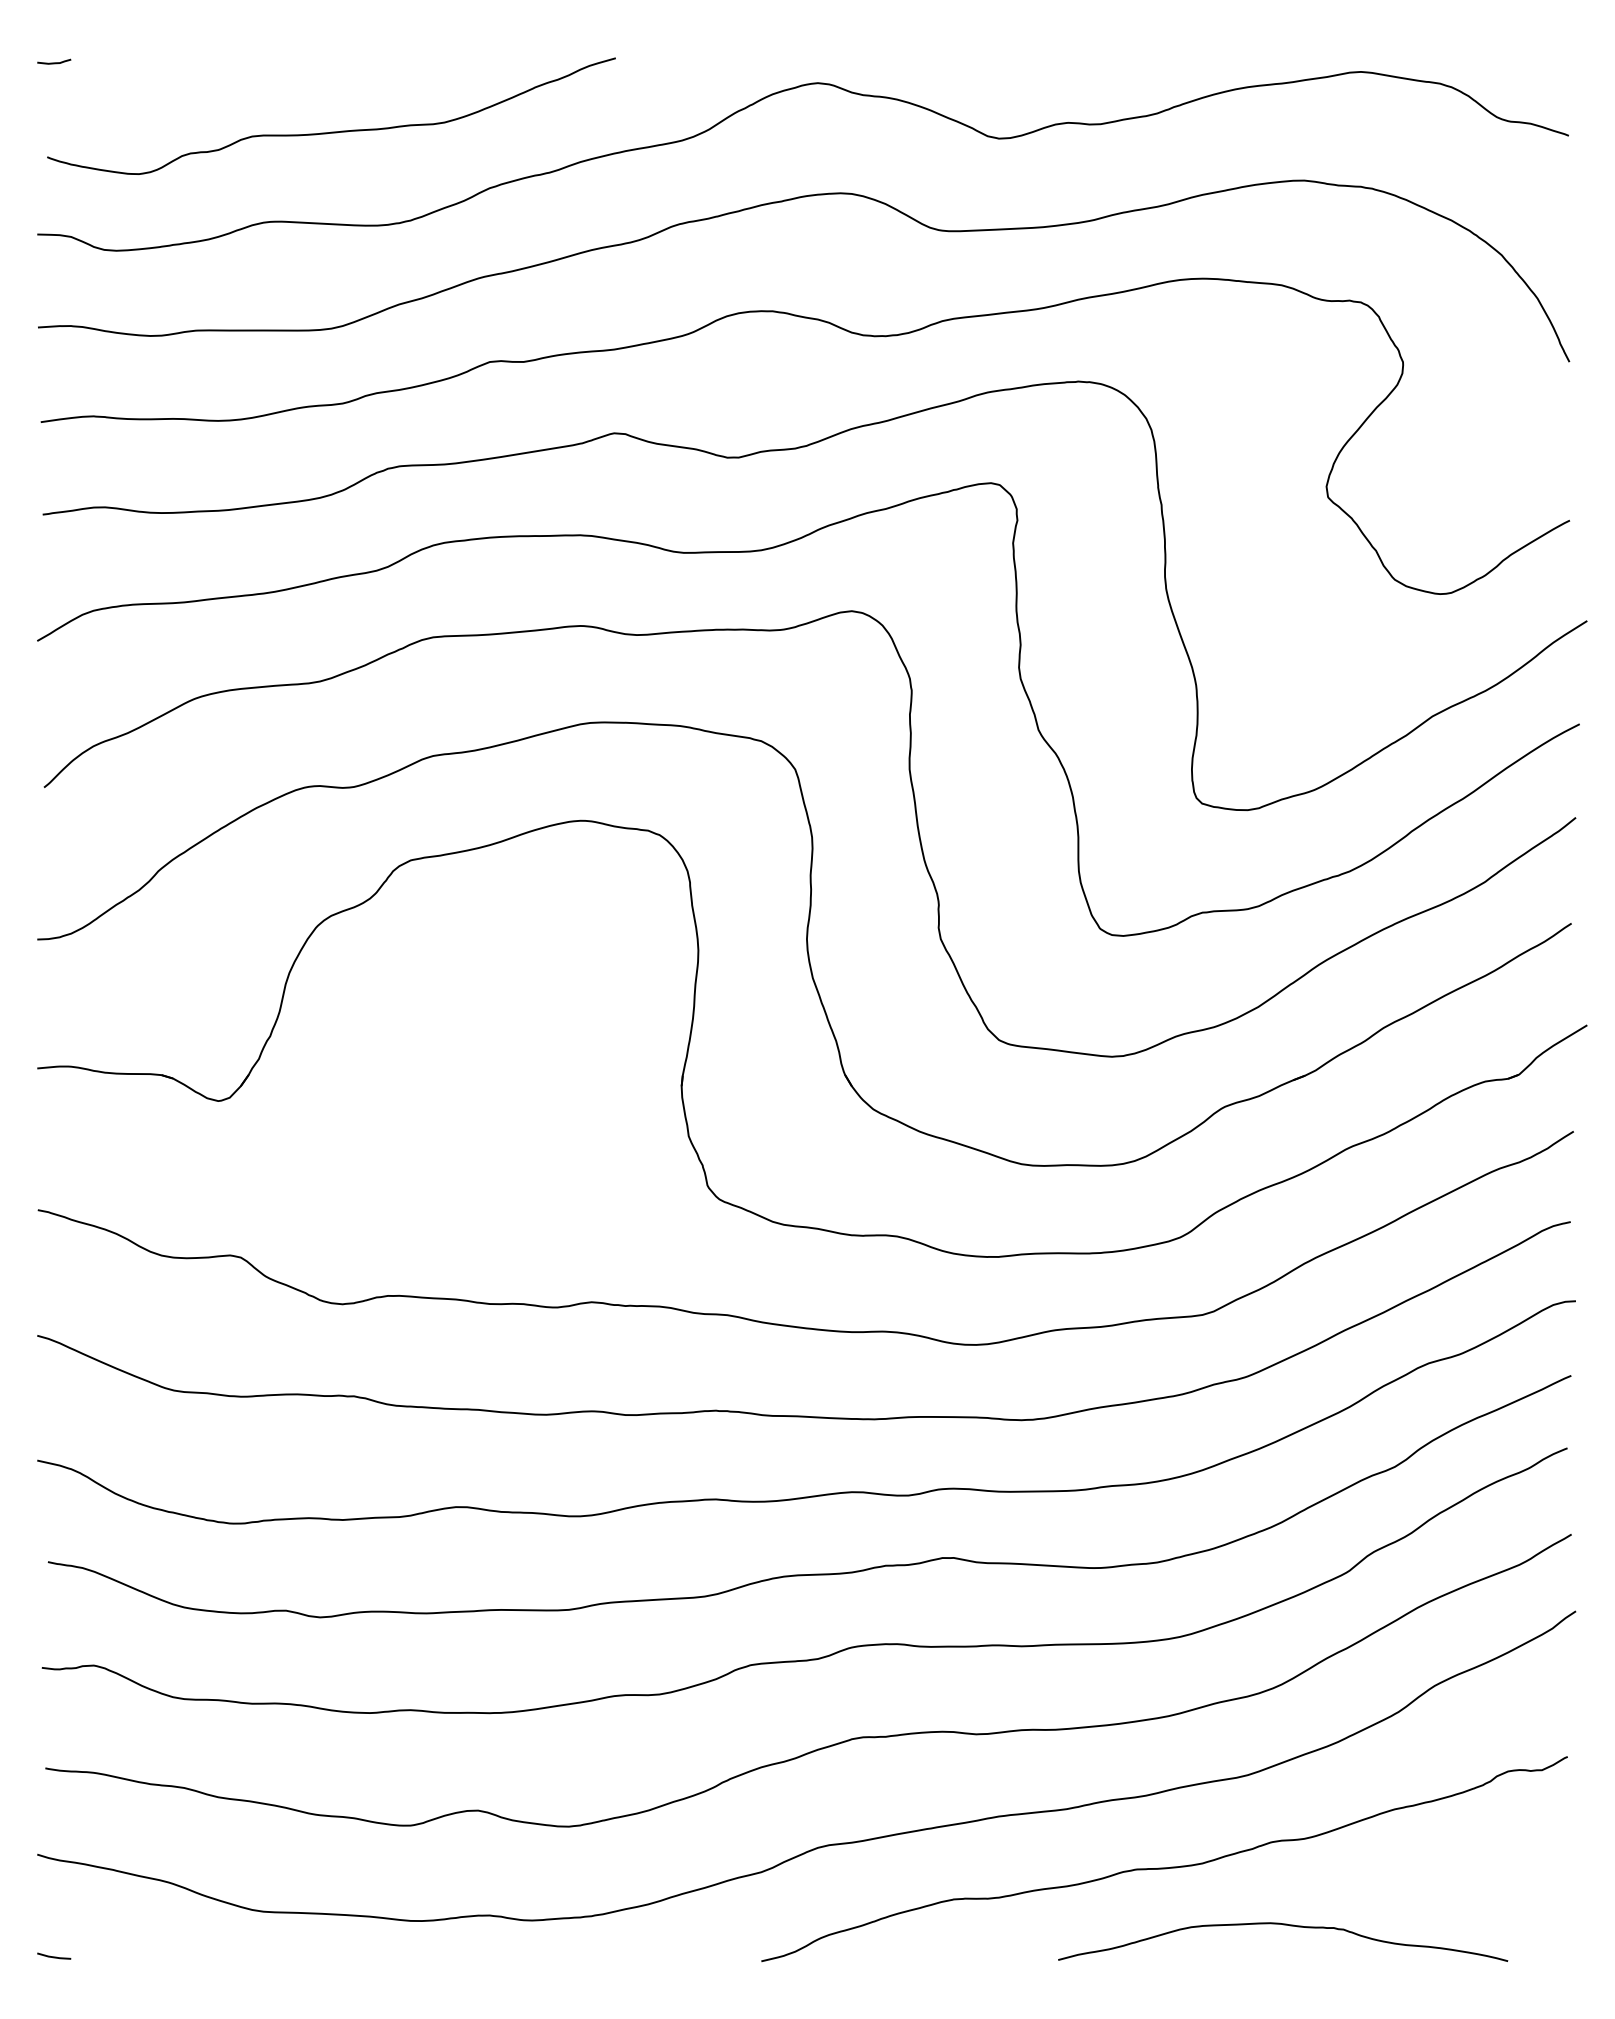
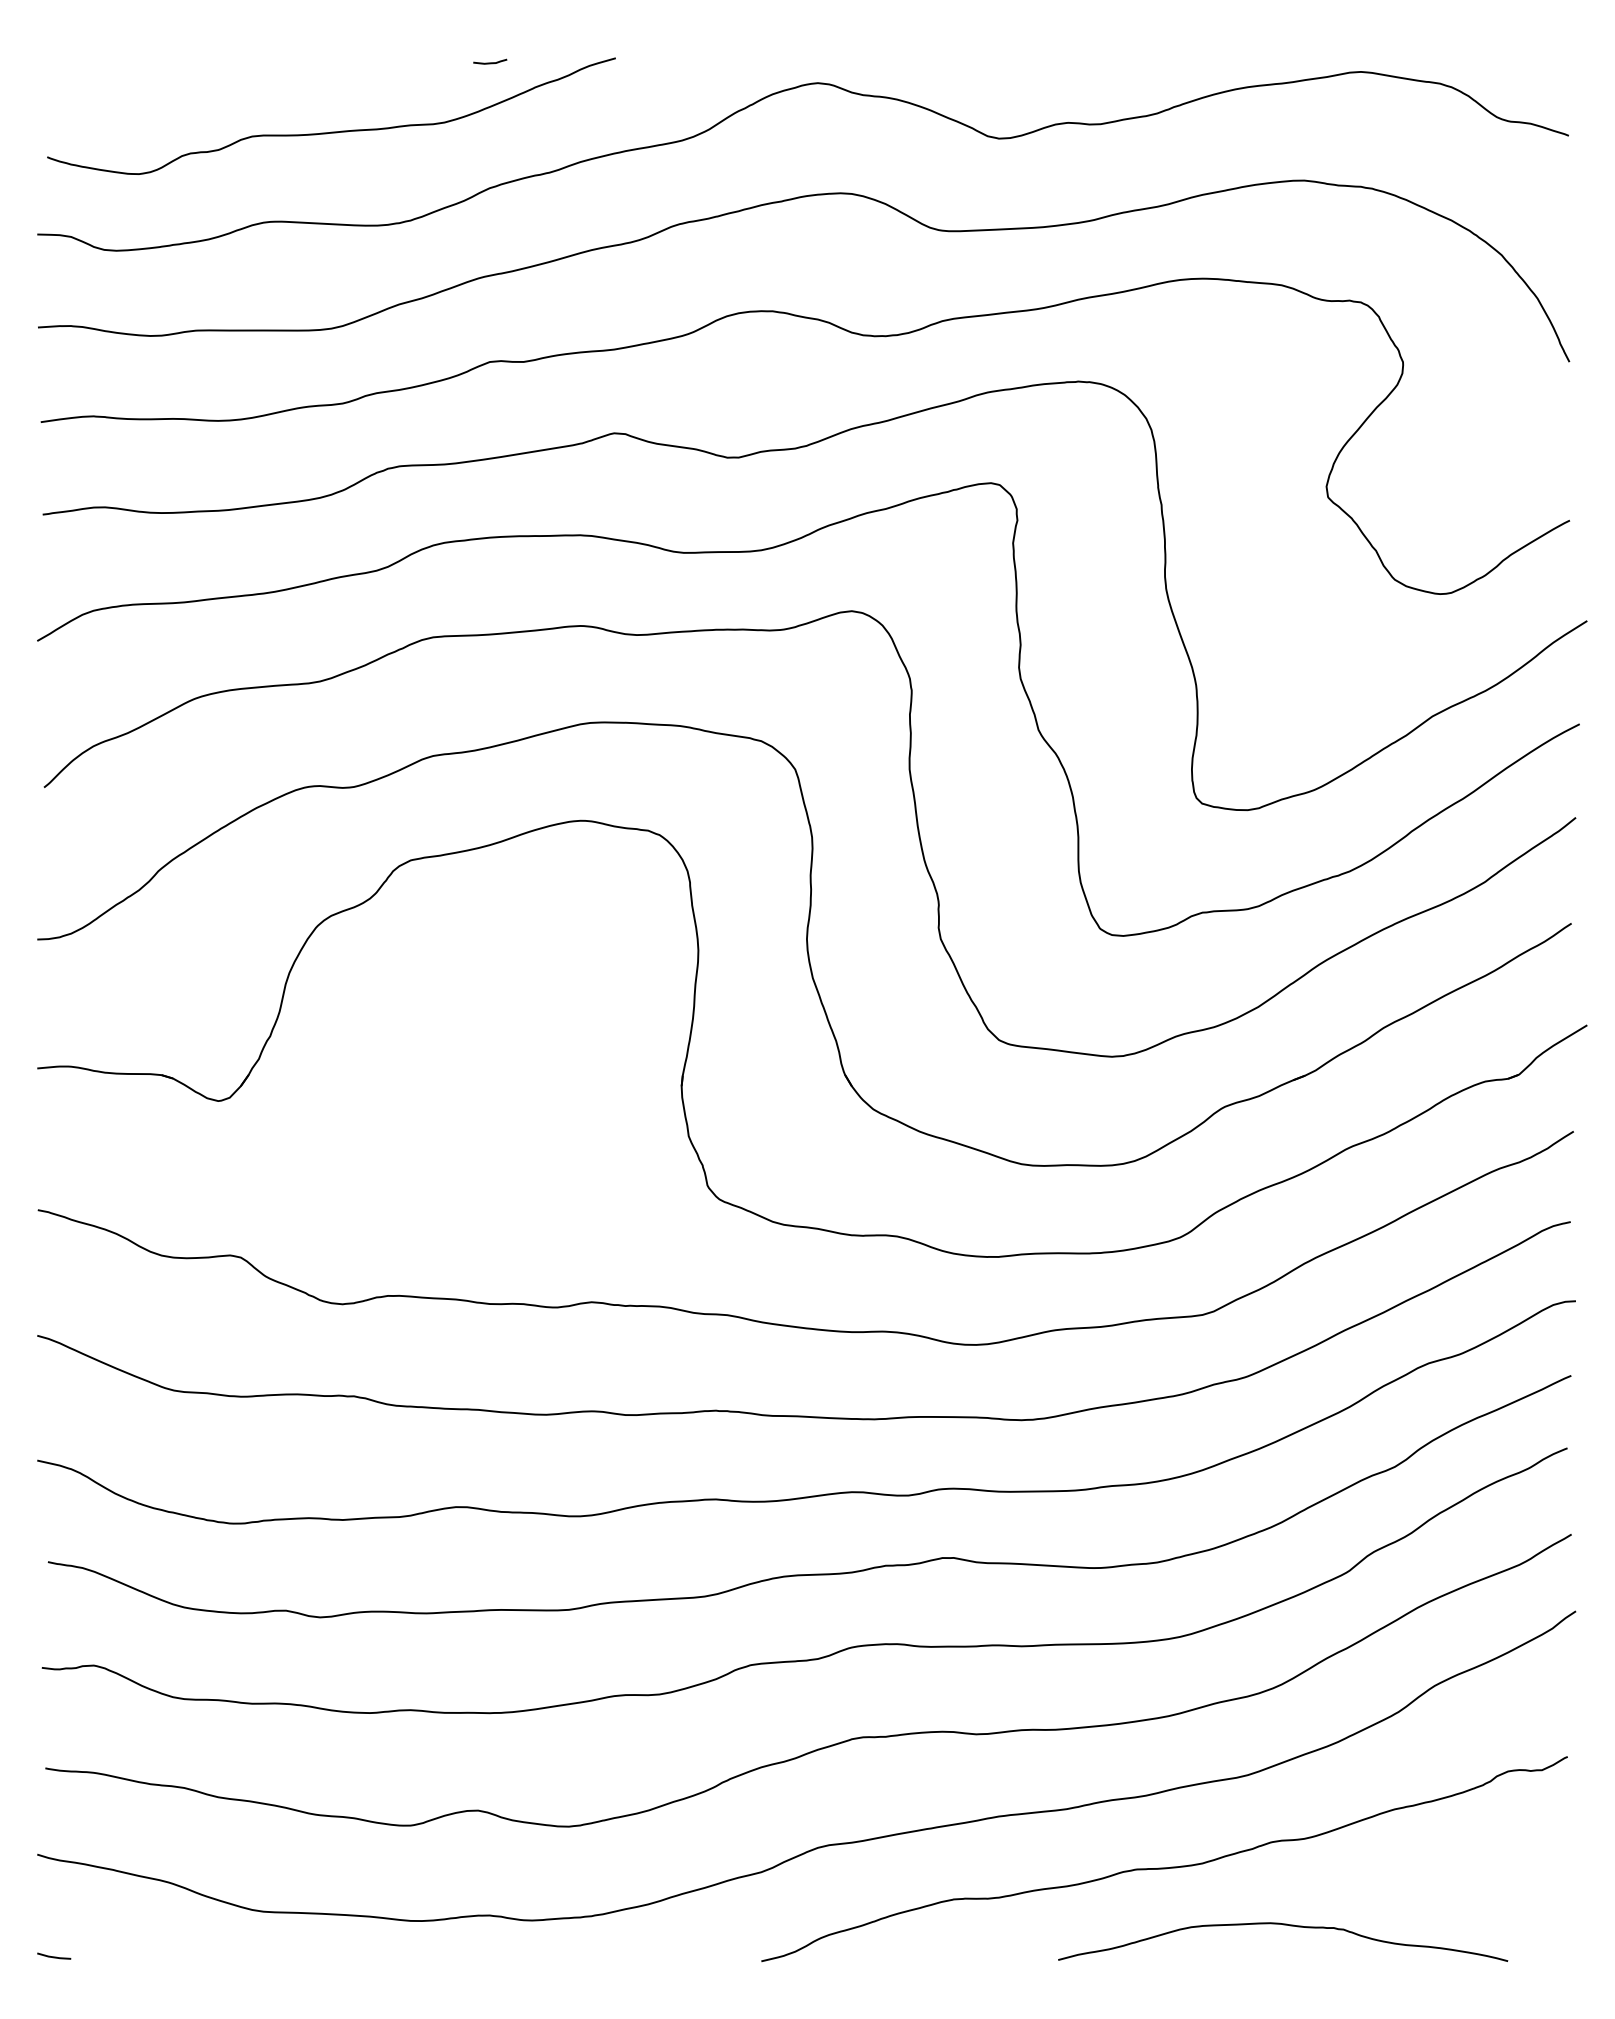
curve position: (54, 62) -> (490, 62) (490, 62)
